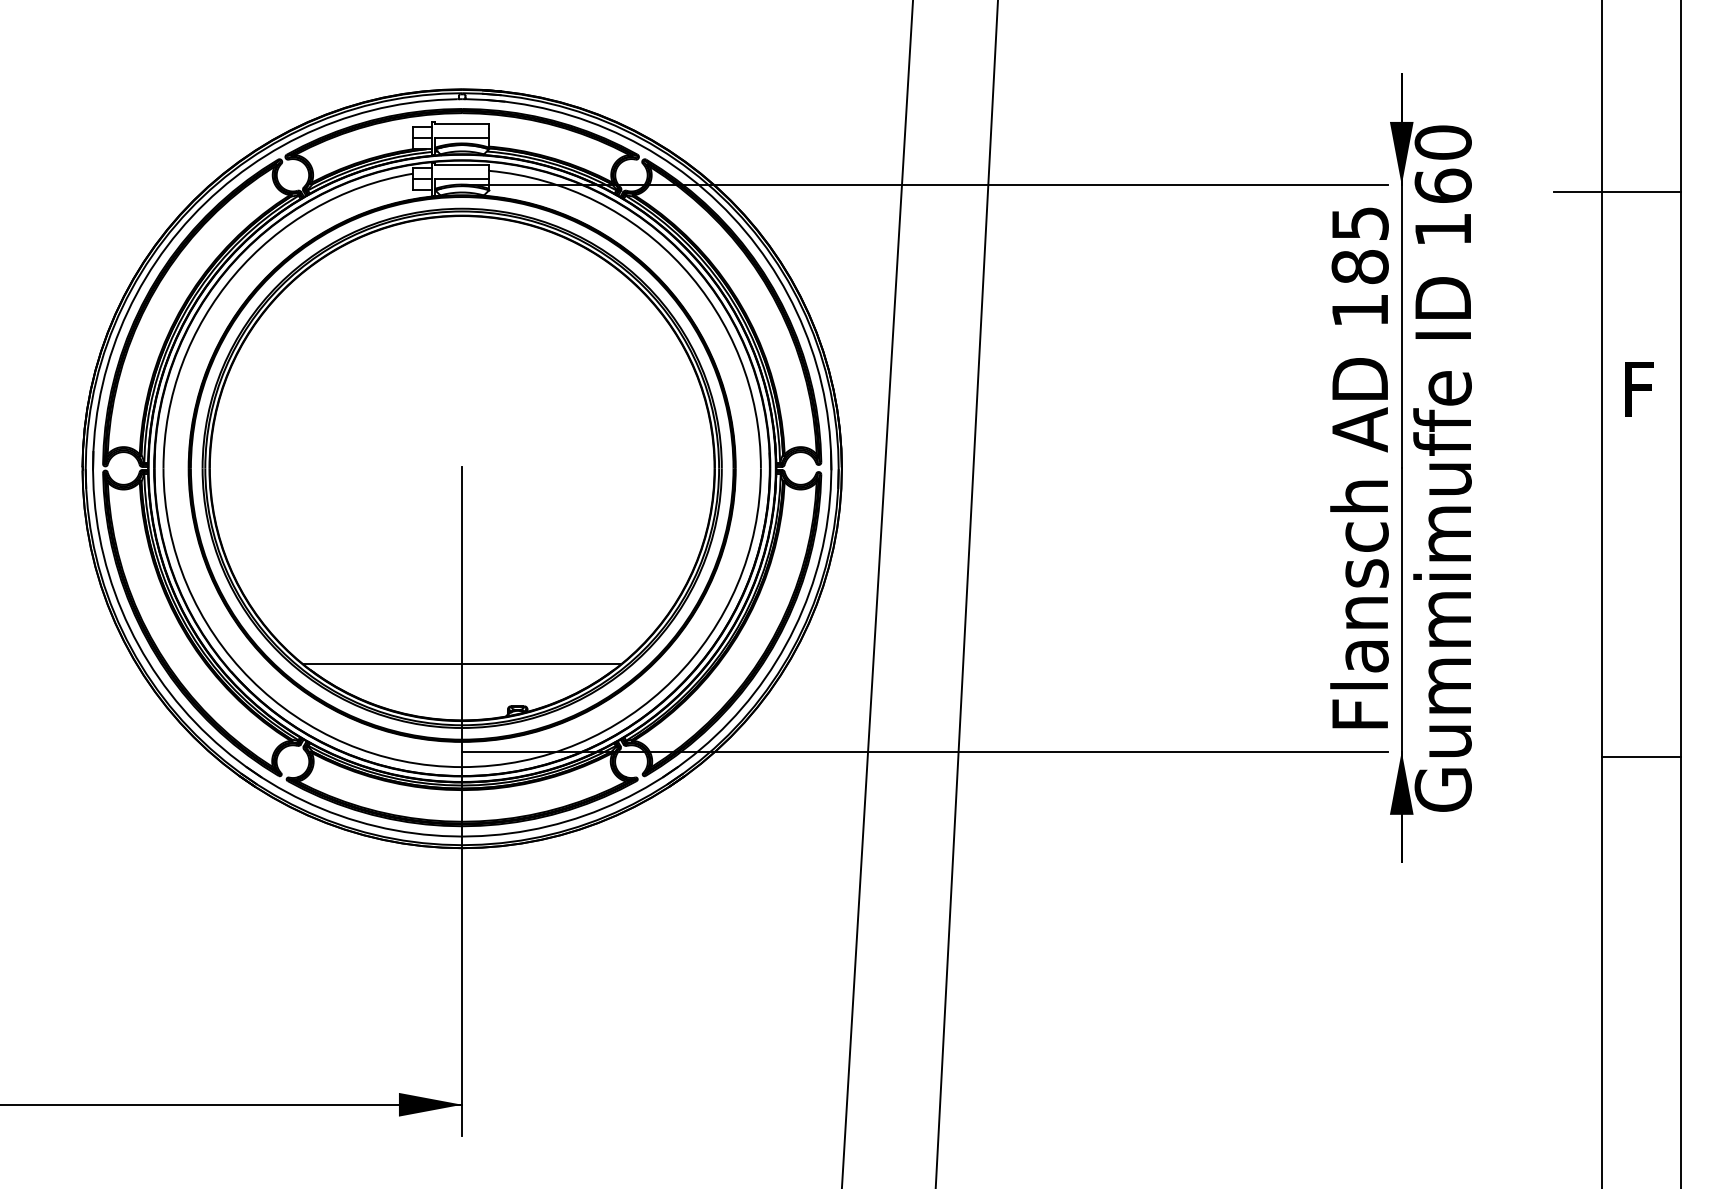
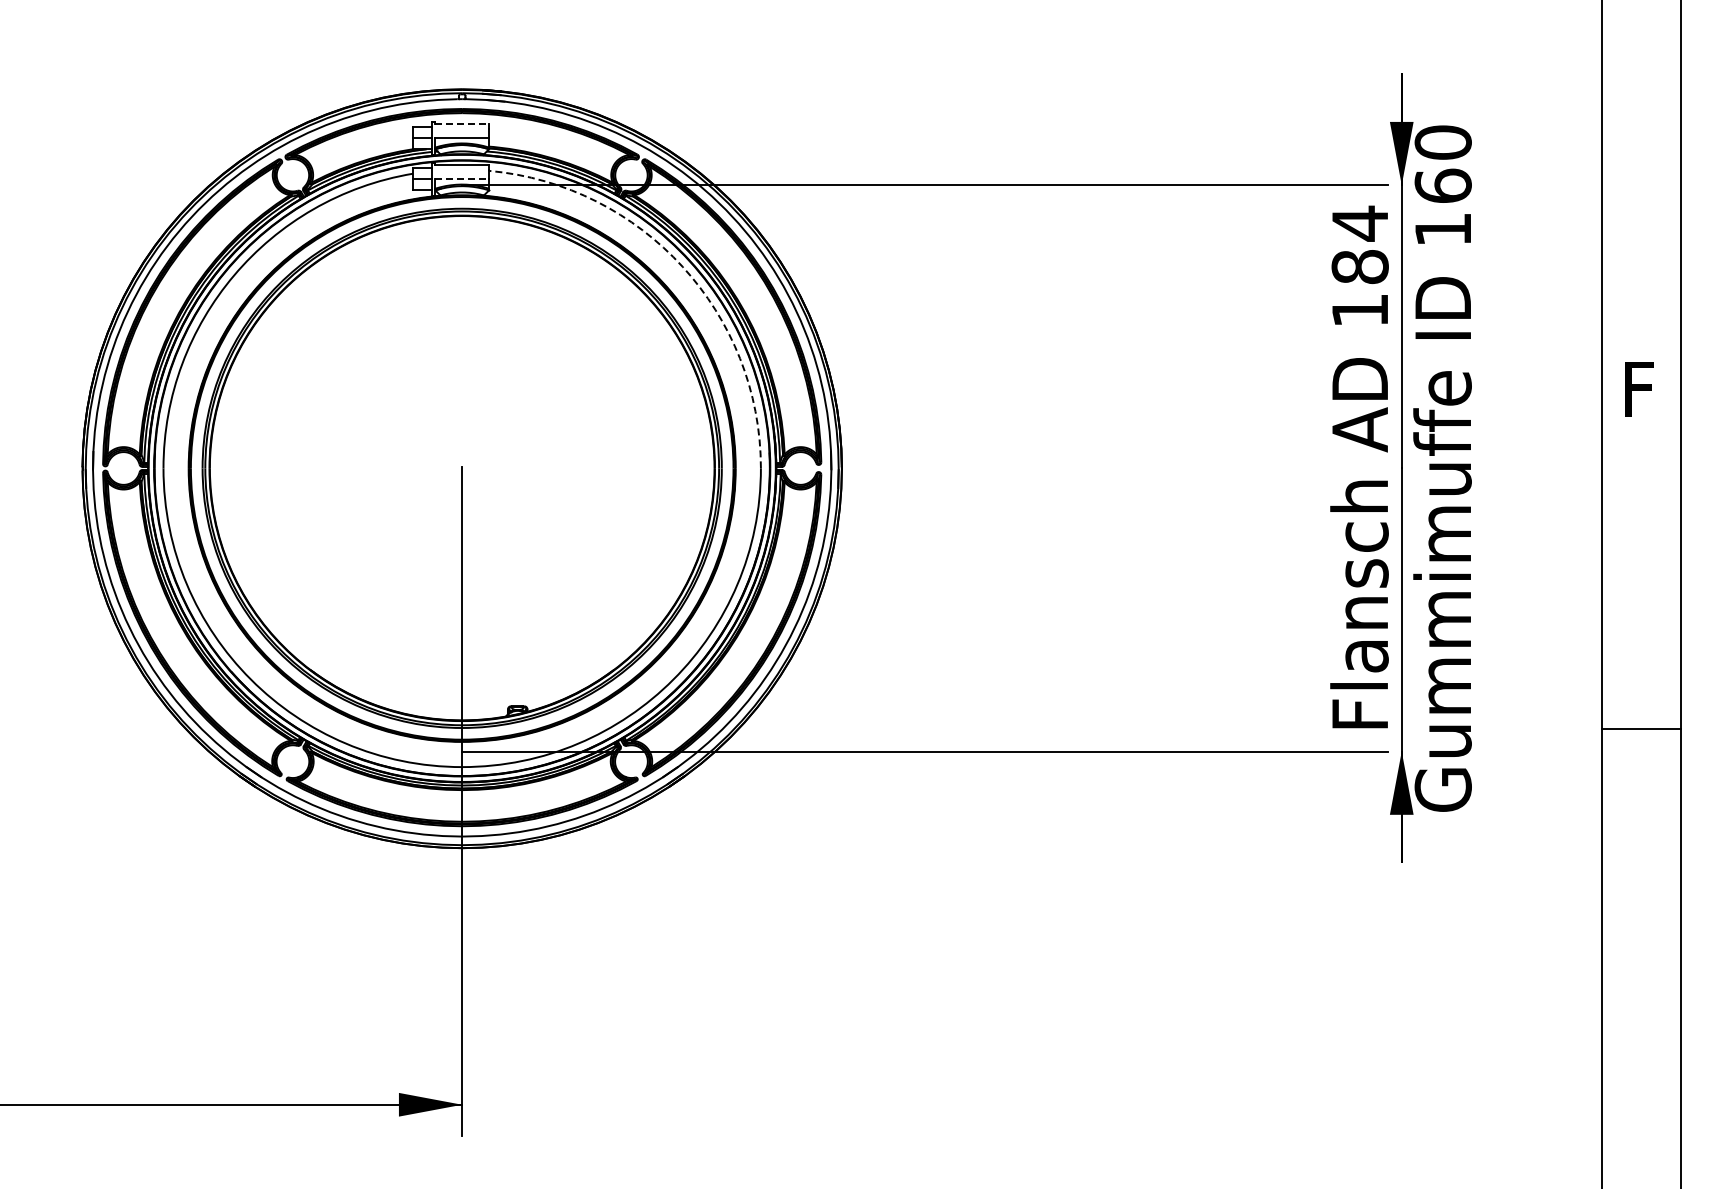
line: solid -> dashed (462, 123)
line: solid -> dashed (462, 179)
line: present -> none (1617, 191)
text: 185 -> 184 (1360, 223)
arc: solid -> dashed (682, 266)
line: present -> none (877, 593)
line: present -> none (966, 593)
line: present -> none (462, 664)
line position: (1641, 757) -> (1641, 729) (1641, 729)
